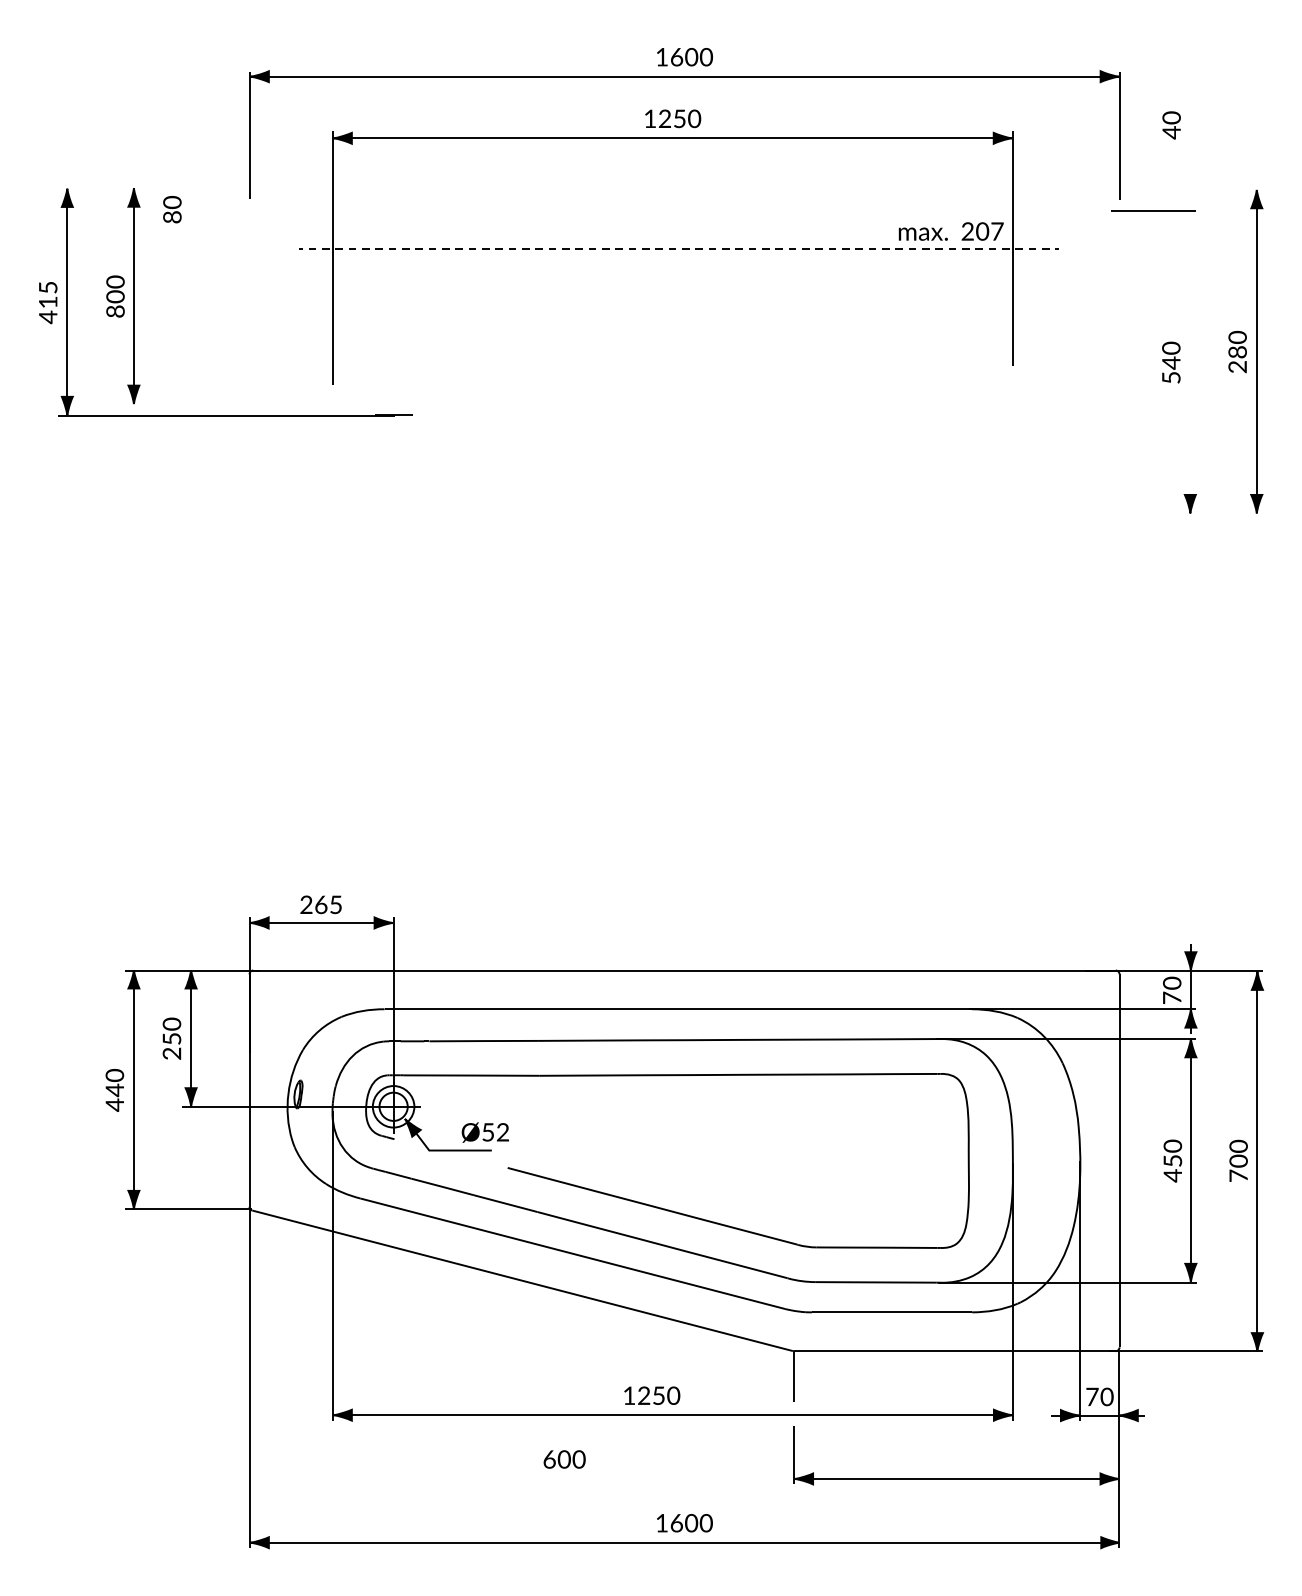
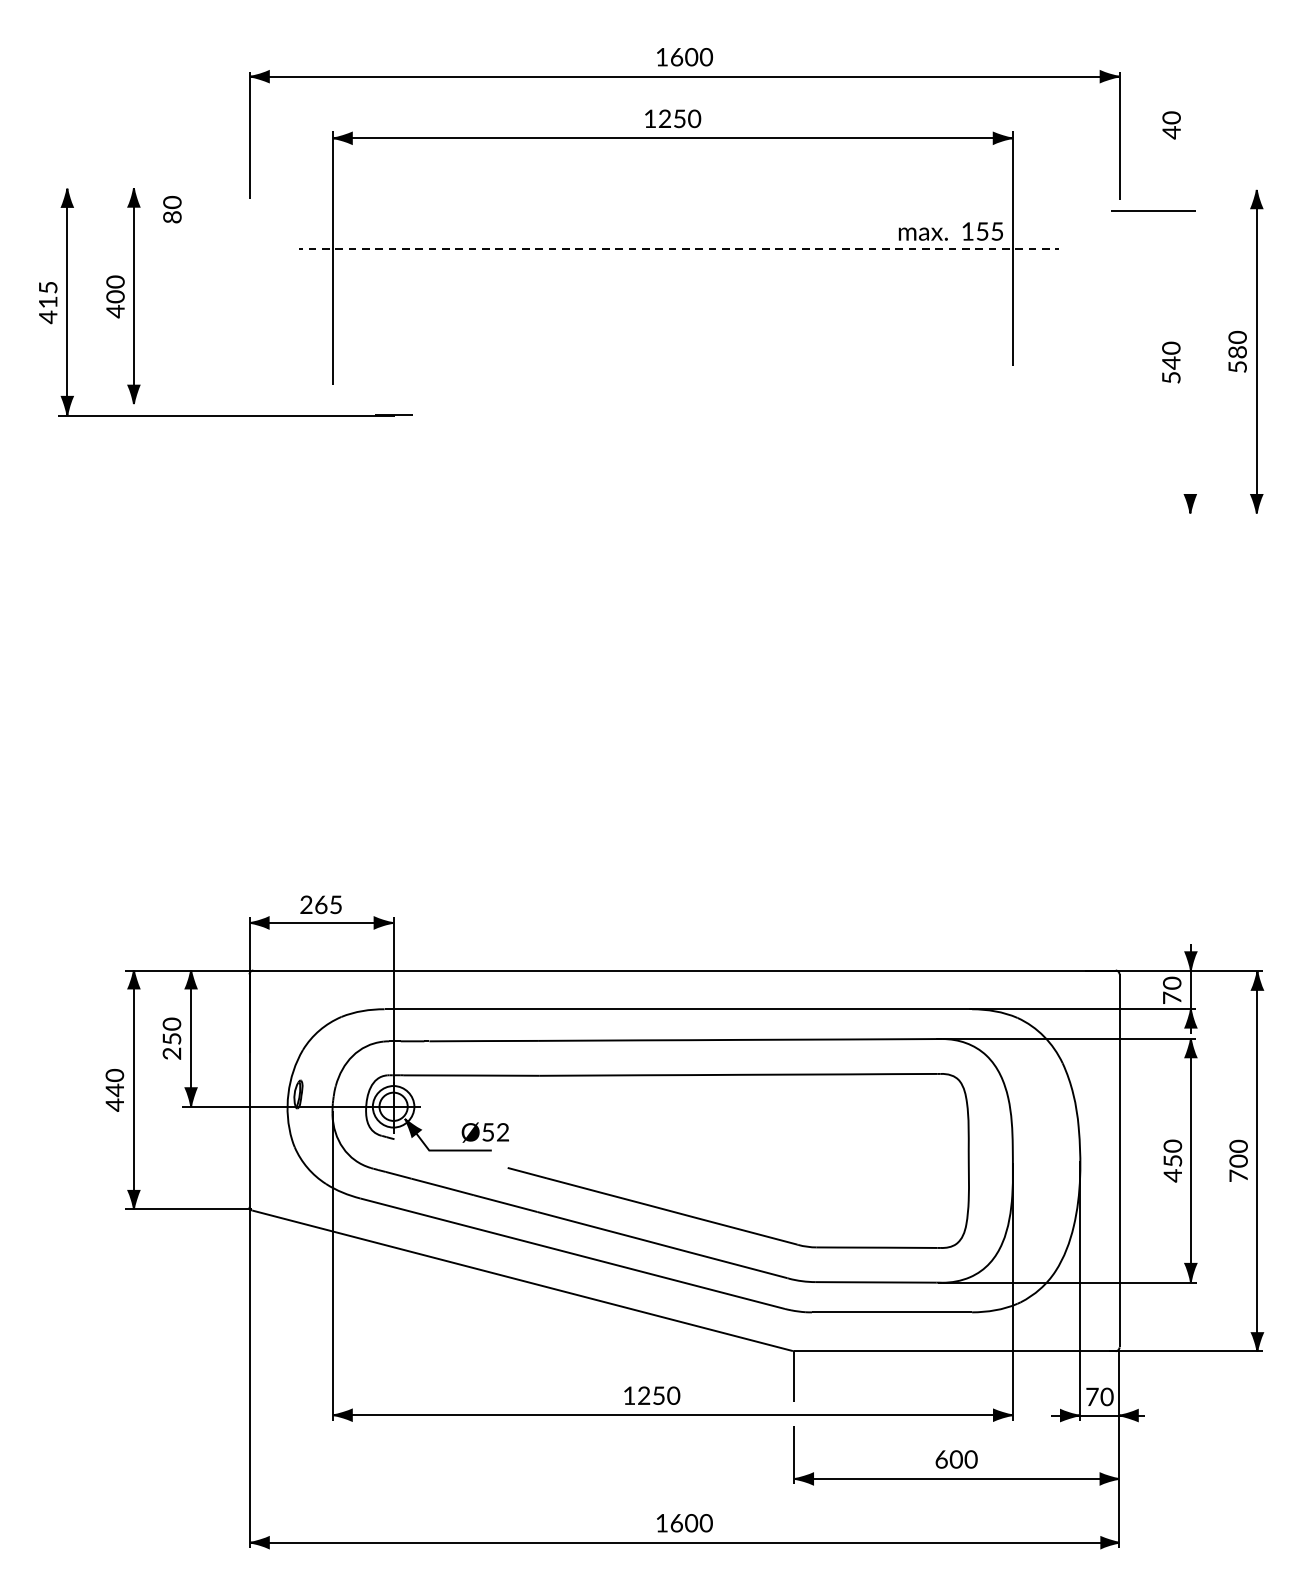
text: 207 -> 155 (982, 231)
text: 800 -> 400 (115, 311)
text: 280 -> 580 (1237, 367)
text position: (564, 1459) -> (956, 1459) (956, 1459)
